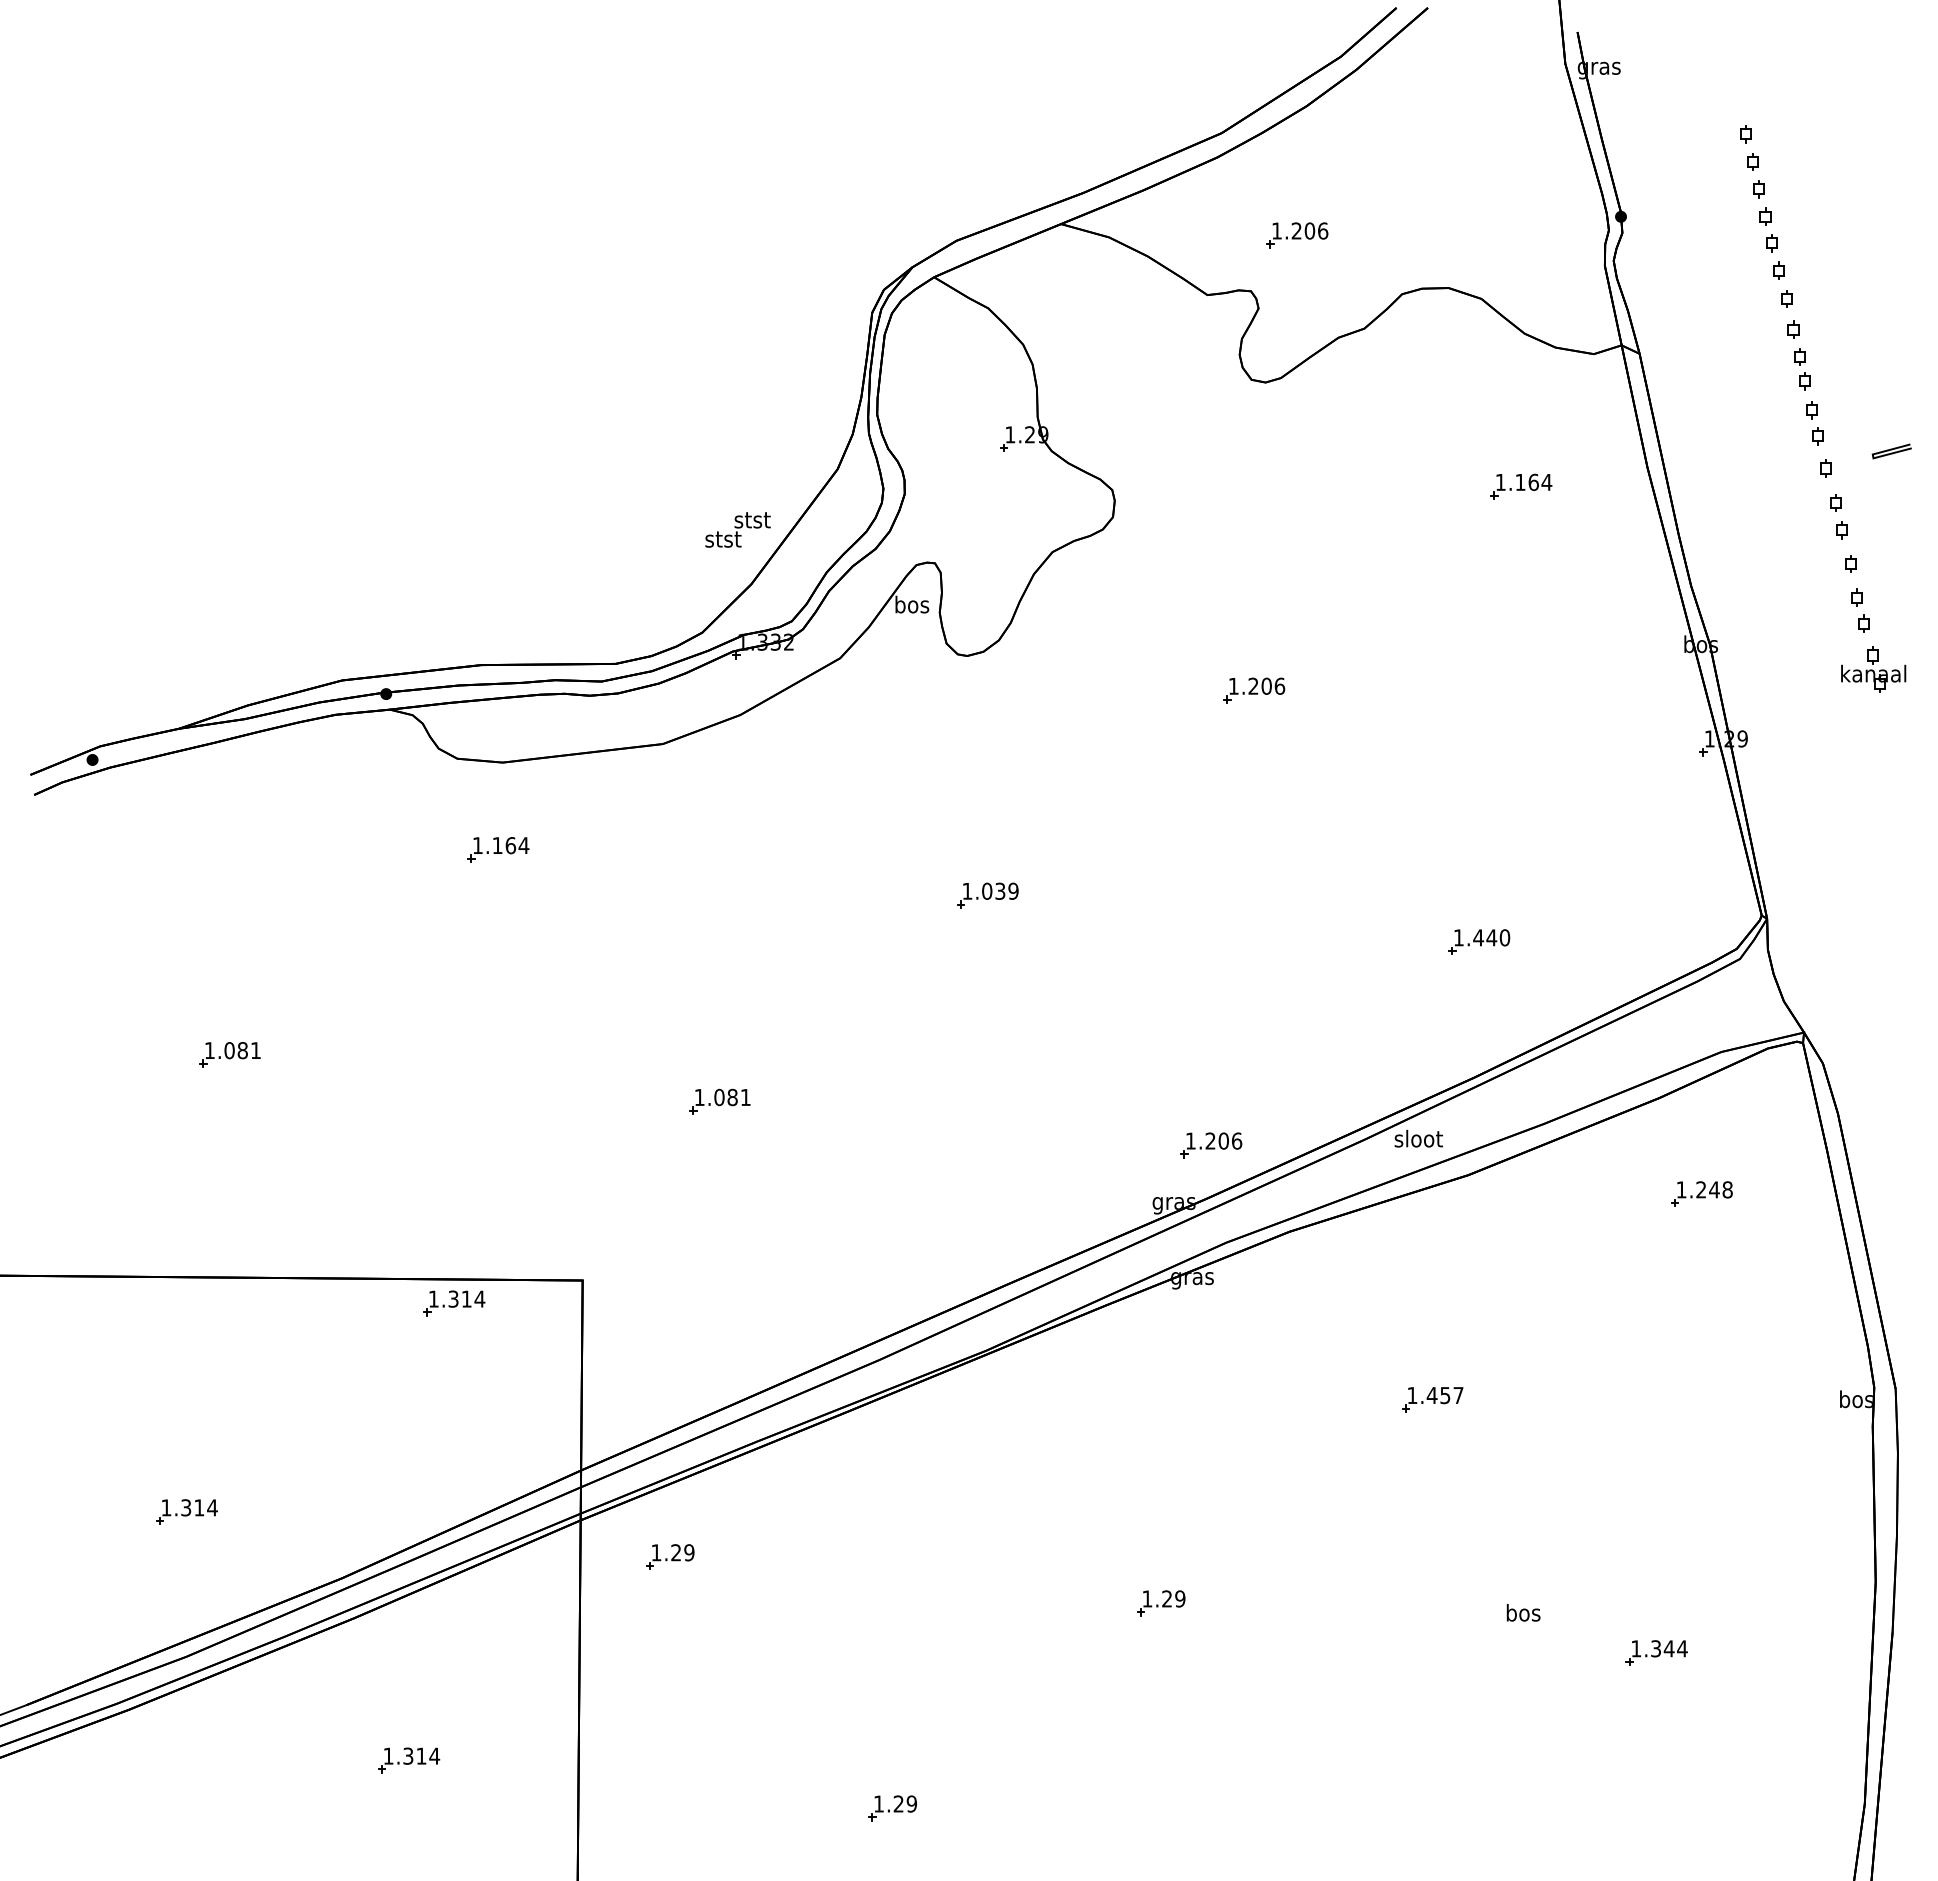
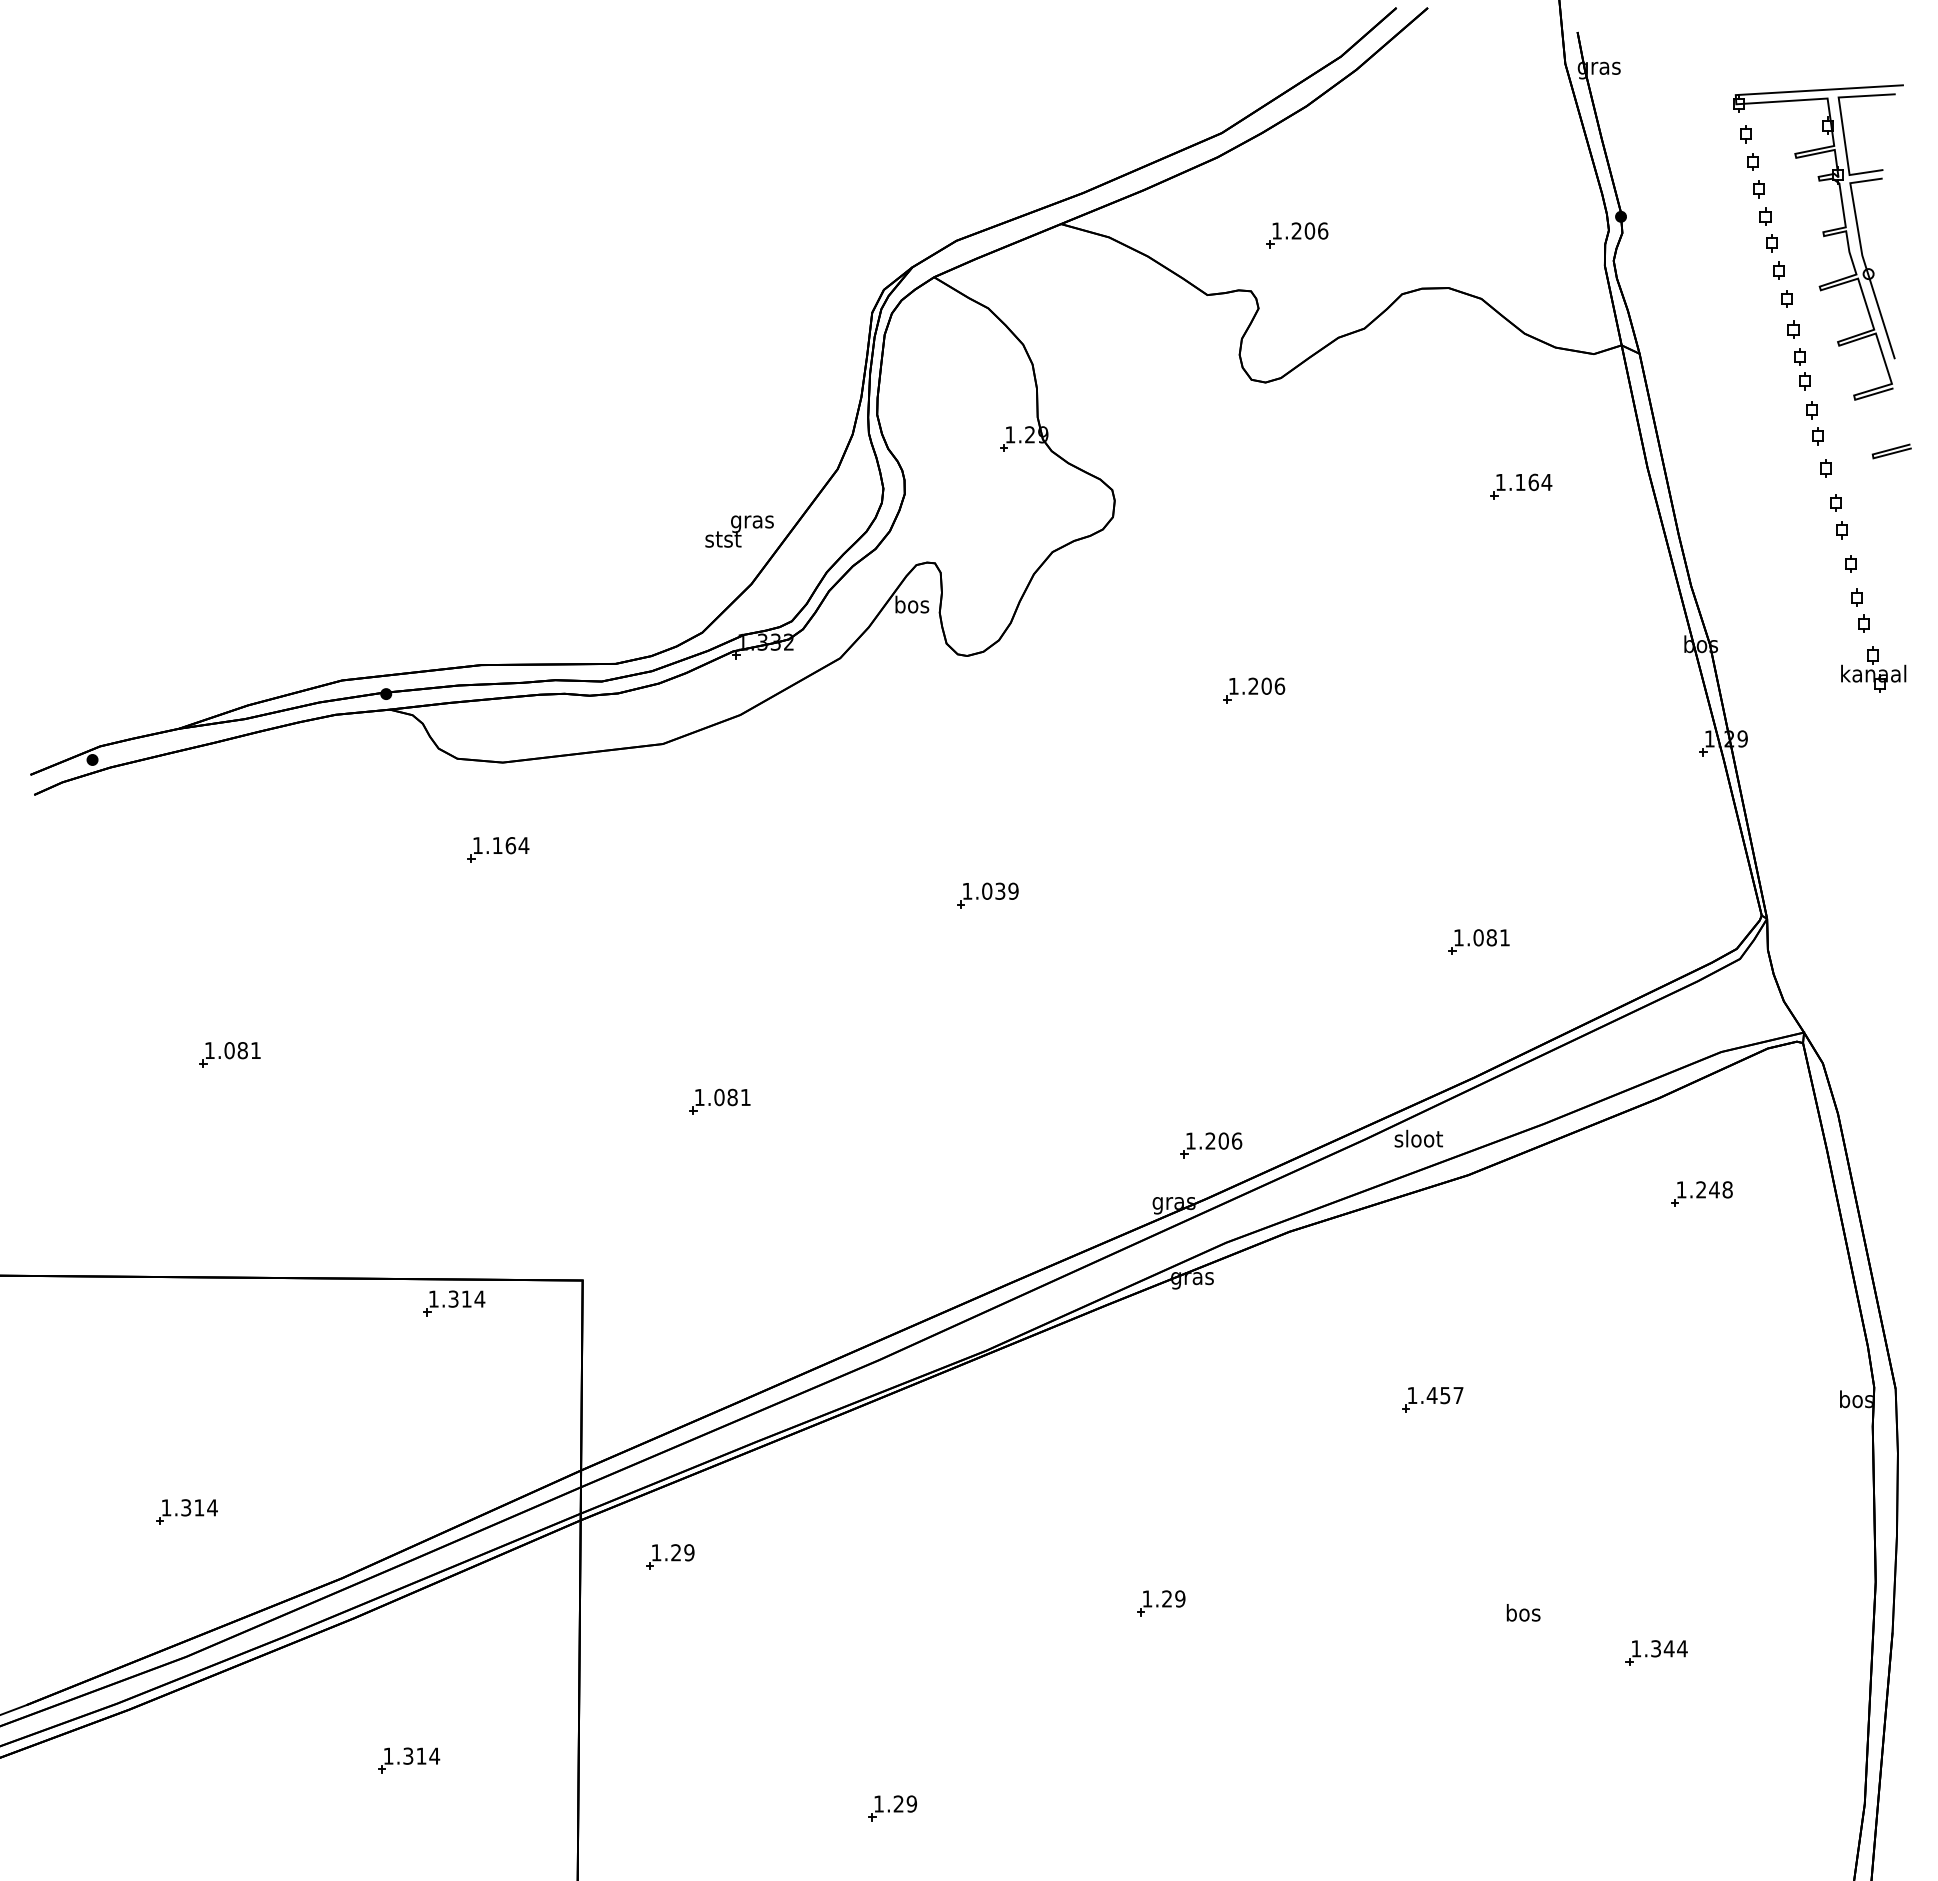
part: none -> present (1823, 237)
text: stst -> gras (752, 522)
text: 1.440 -> 1.081 (1491, 937)
